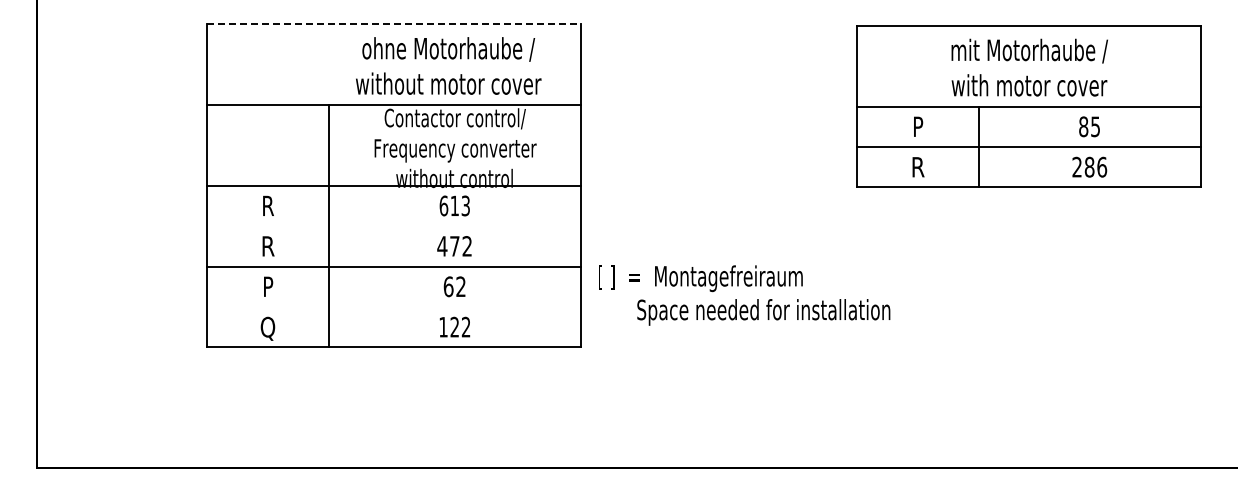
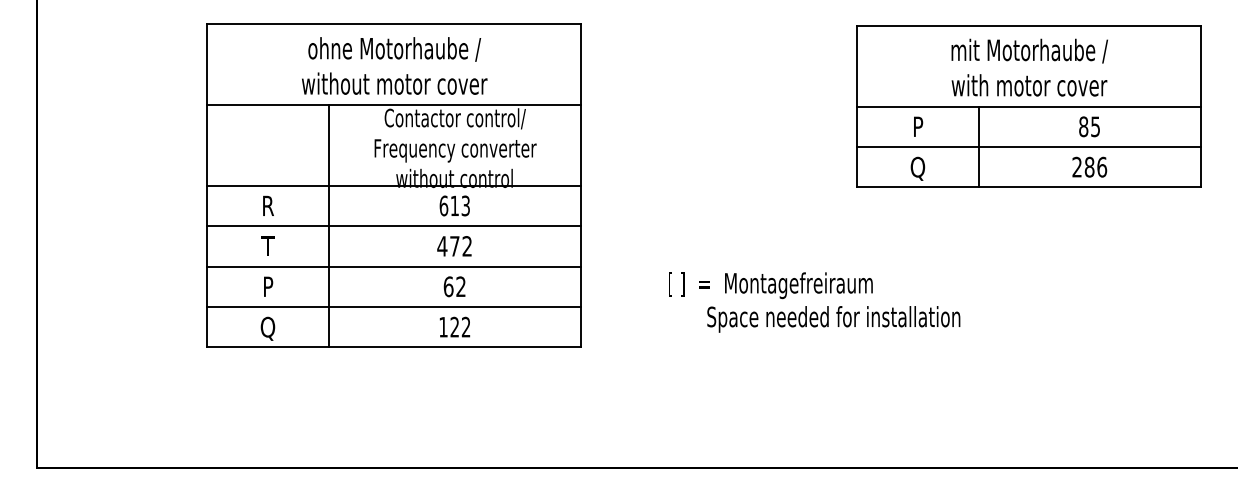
line: dashed -> solid (394, 24)
text position: (448, 65) -> (394, 65) (394, 65)
text: R -> Q (917, 168)
line: none -> present (394, 226)
text: R -> T (267, 246)
text position: (744, 295) -> (814, 302) (814, 302)
line: none -> present (394, 307)
